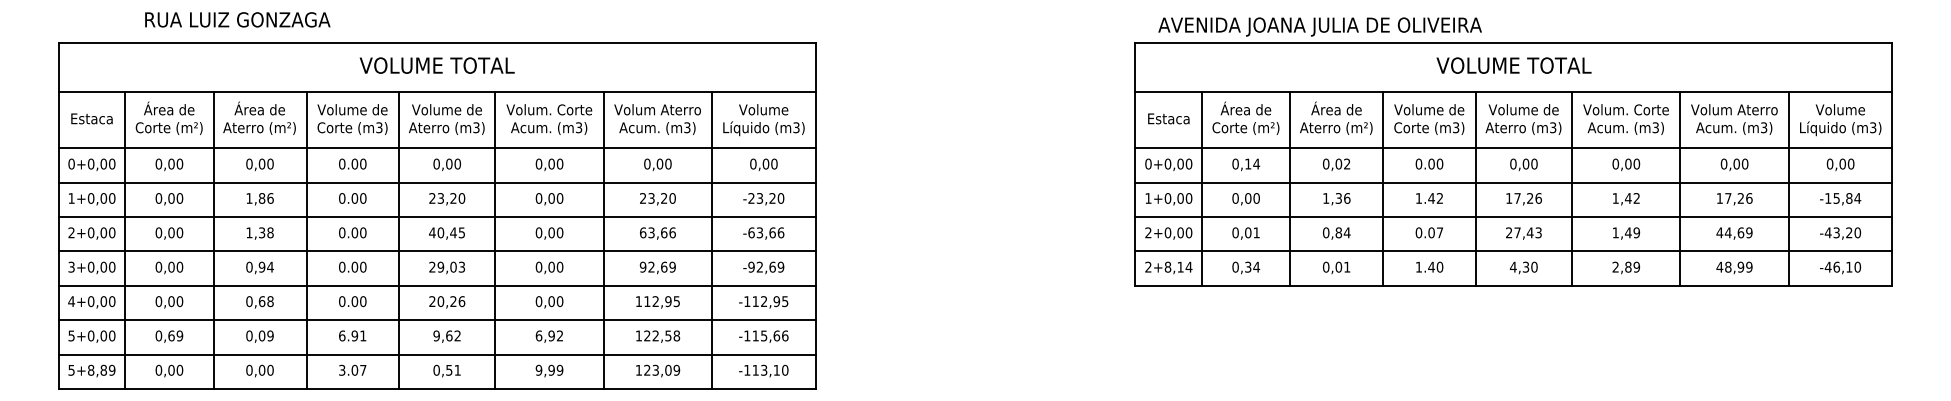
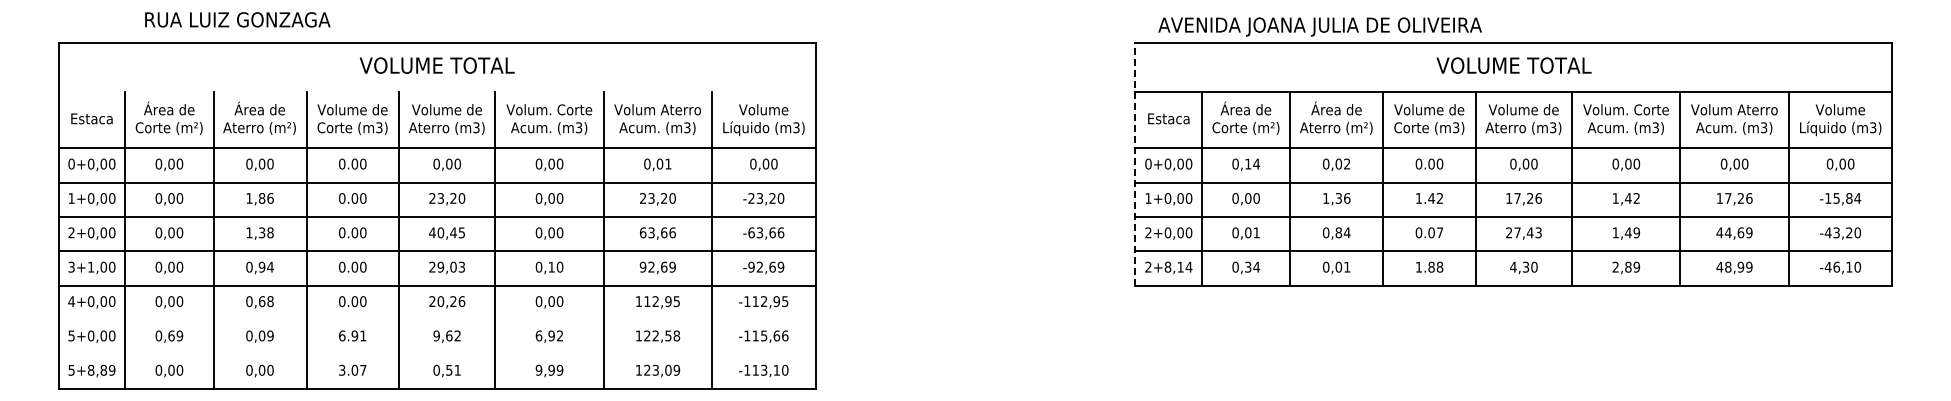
line: present -> none (436, 92)
text: 0,00 -> 0,01 (668, 163)
line: solid -> dashed (1135, 163)
text: 3+0,00 -> 3+1,00 (90, 266)
text: 0,00 -> 0,10 (551, 266)
text: 1.40 -> 1.88 (1435, 266)
line: present -> none (436, 320)
line: present -> none (436, 354)
